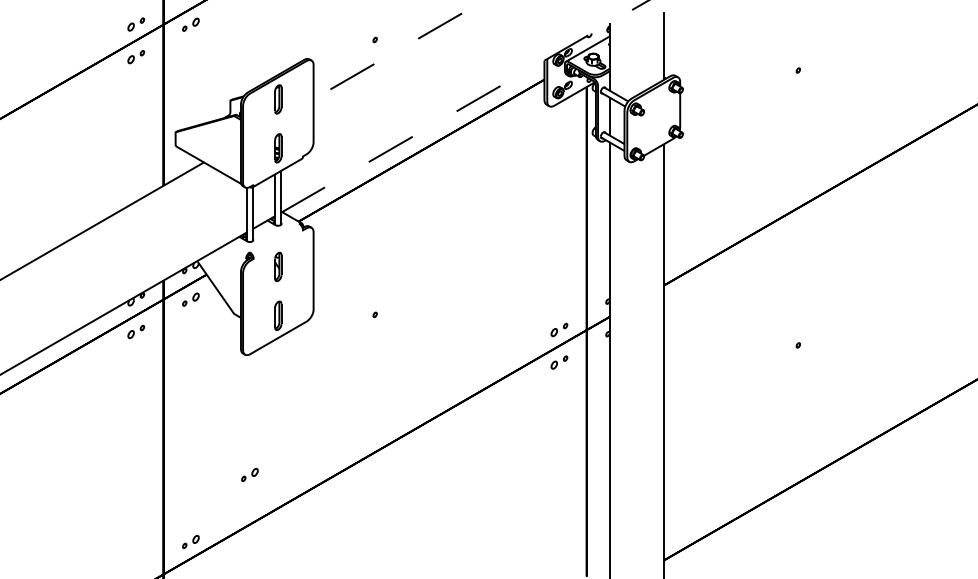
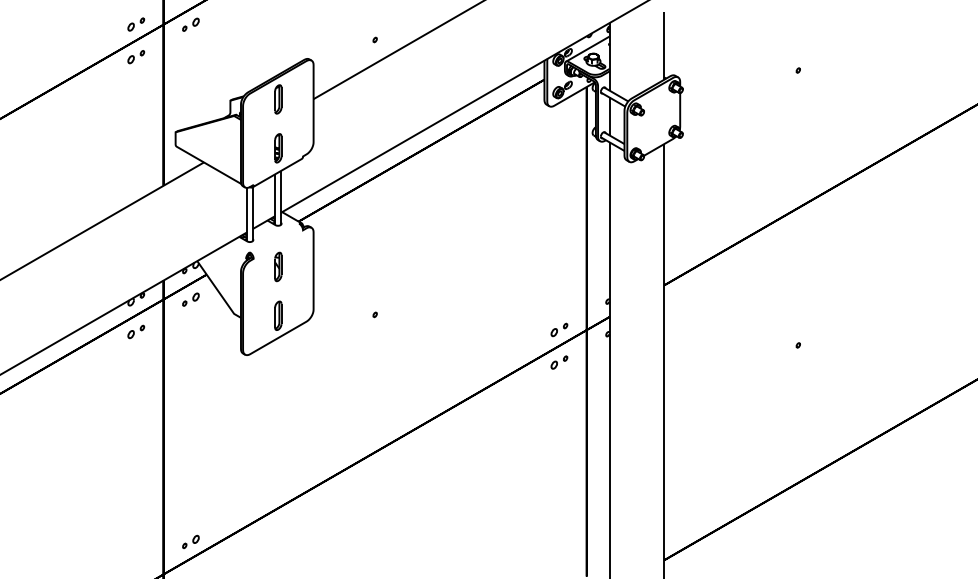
line: dashed -> solid (399, 49)
line: dashed -> solid (465, 106)
part: present -> none (249, 474)
